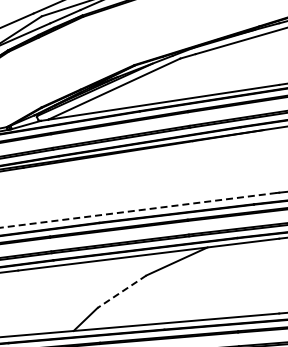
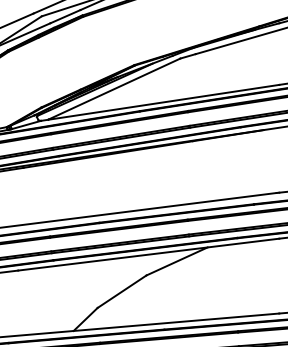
line: dashed -> solid (137, 210)
line: dashed -> solid (121, 291)
